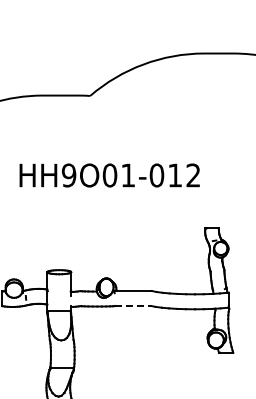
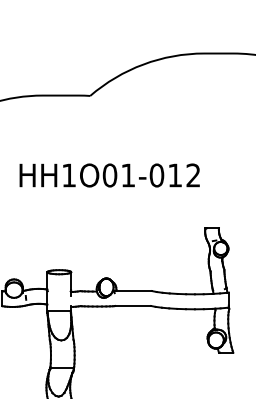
text: HH9O01-012 -> HH1O01-012 (68, 175)
line: dashed -> solid (133, 305)
